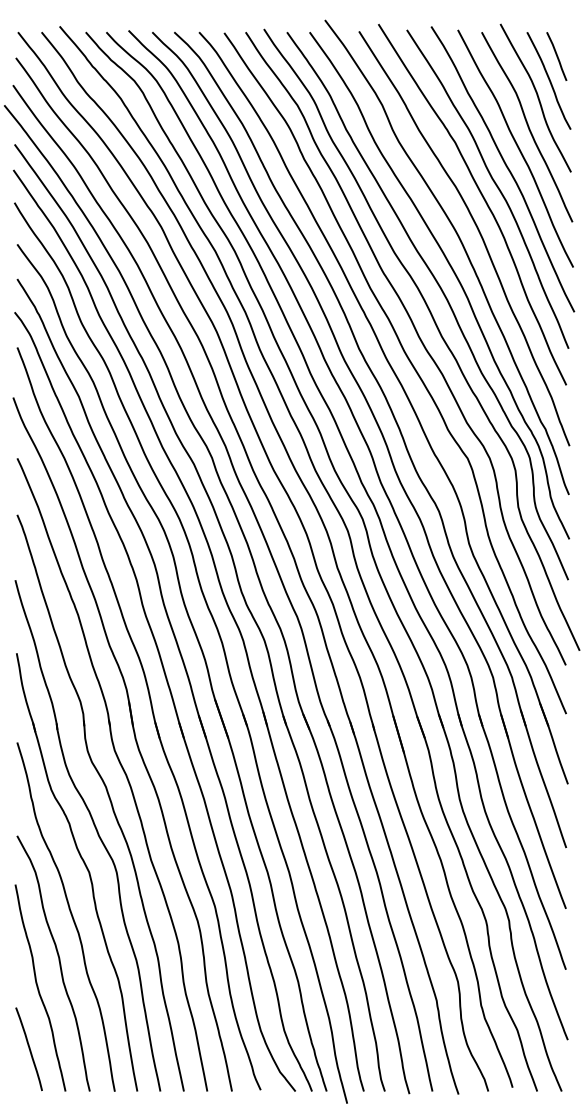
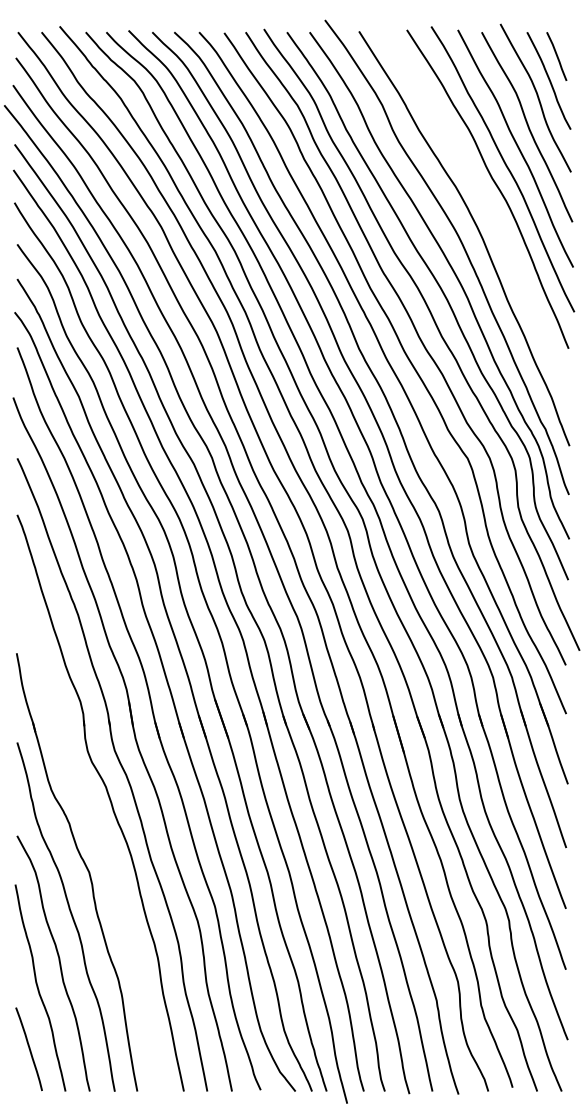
curve: present -> none (481, 196)
part: present -> none (96, 832)
